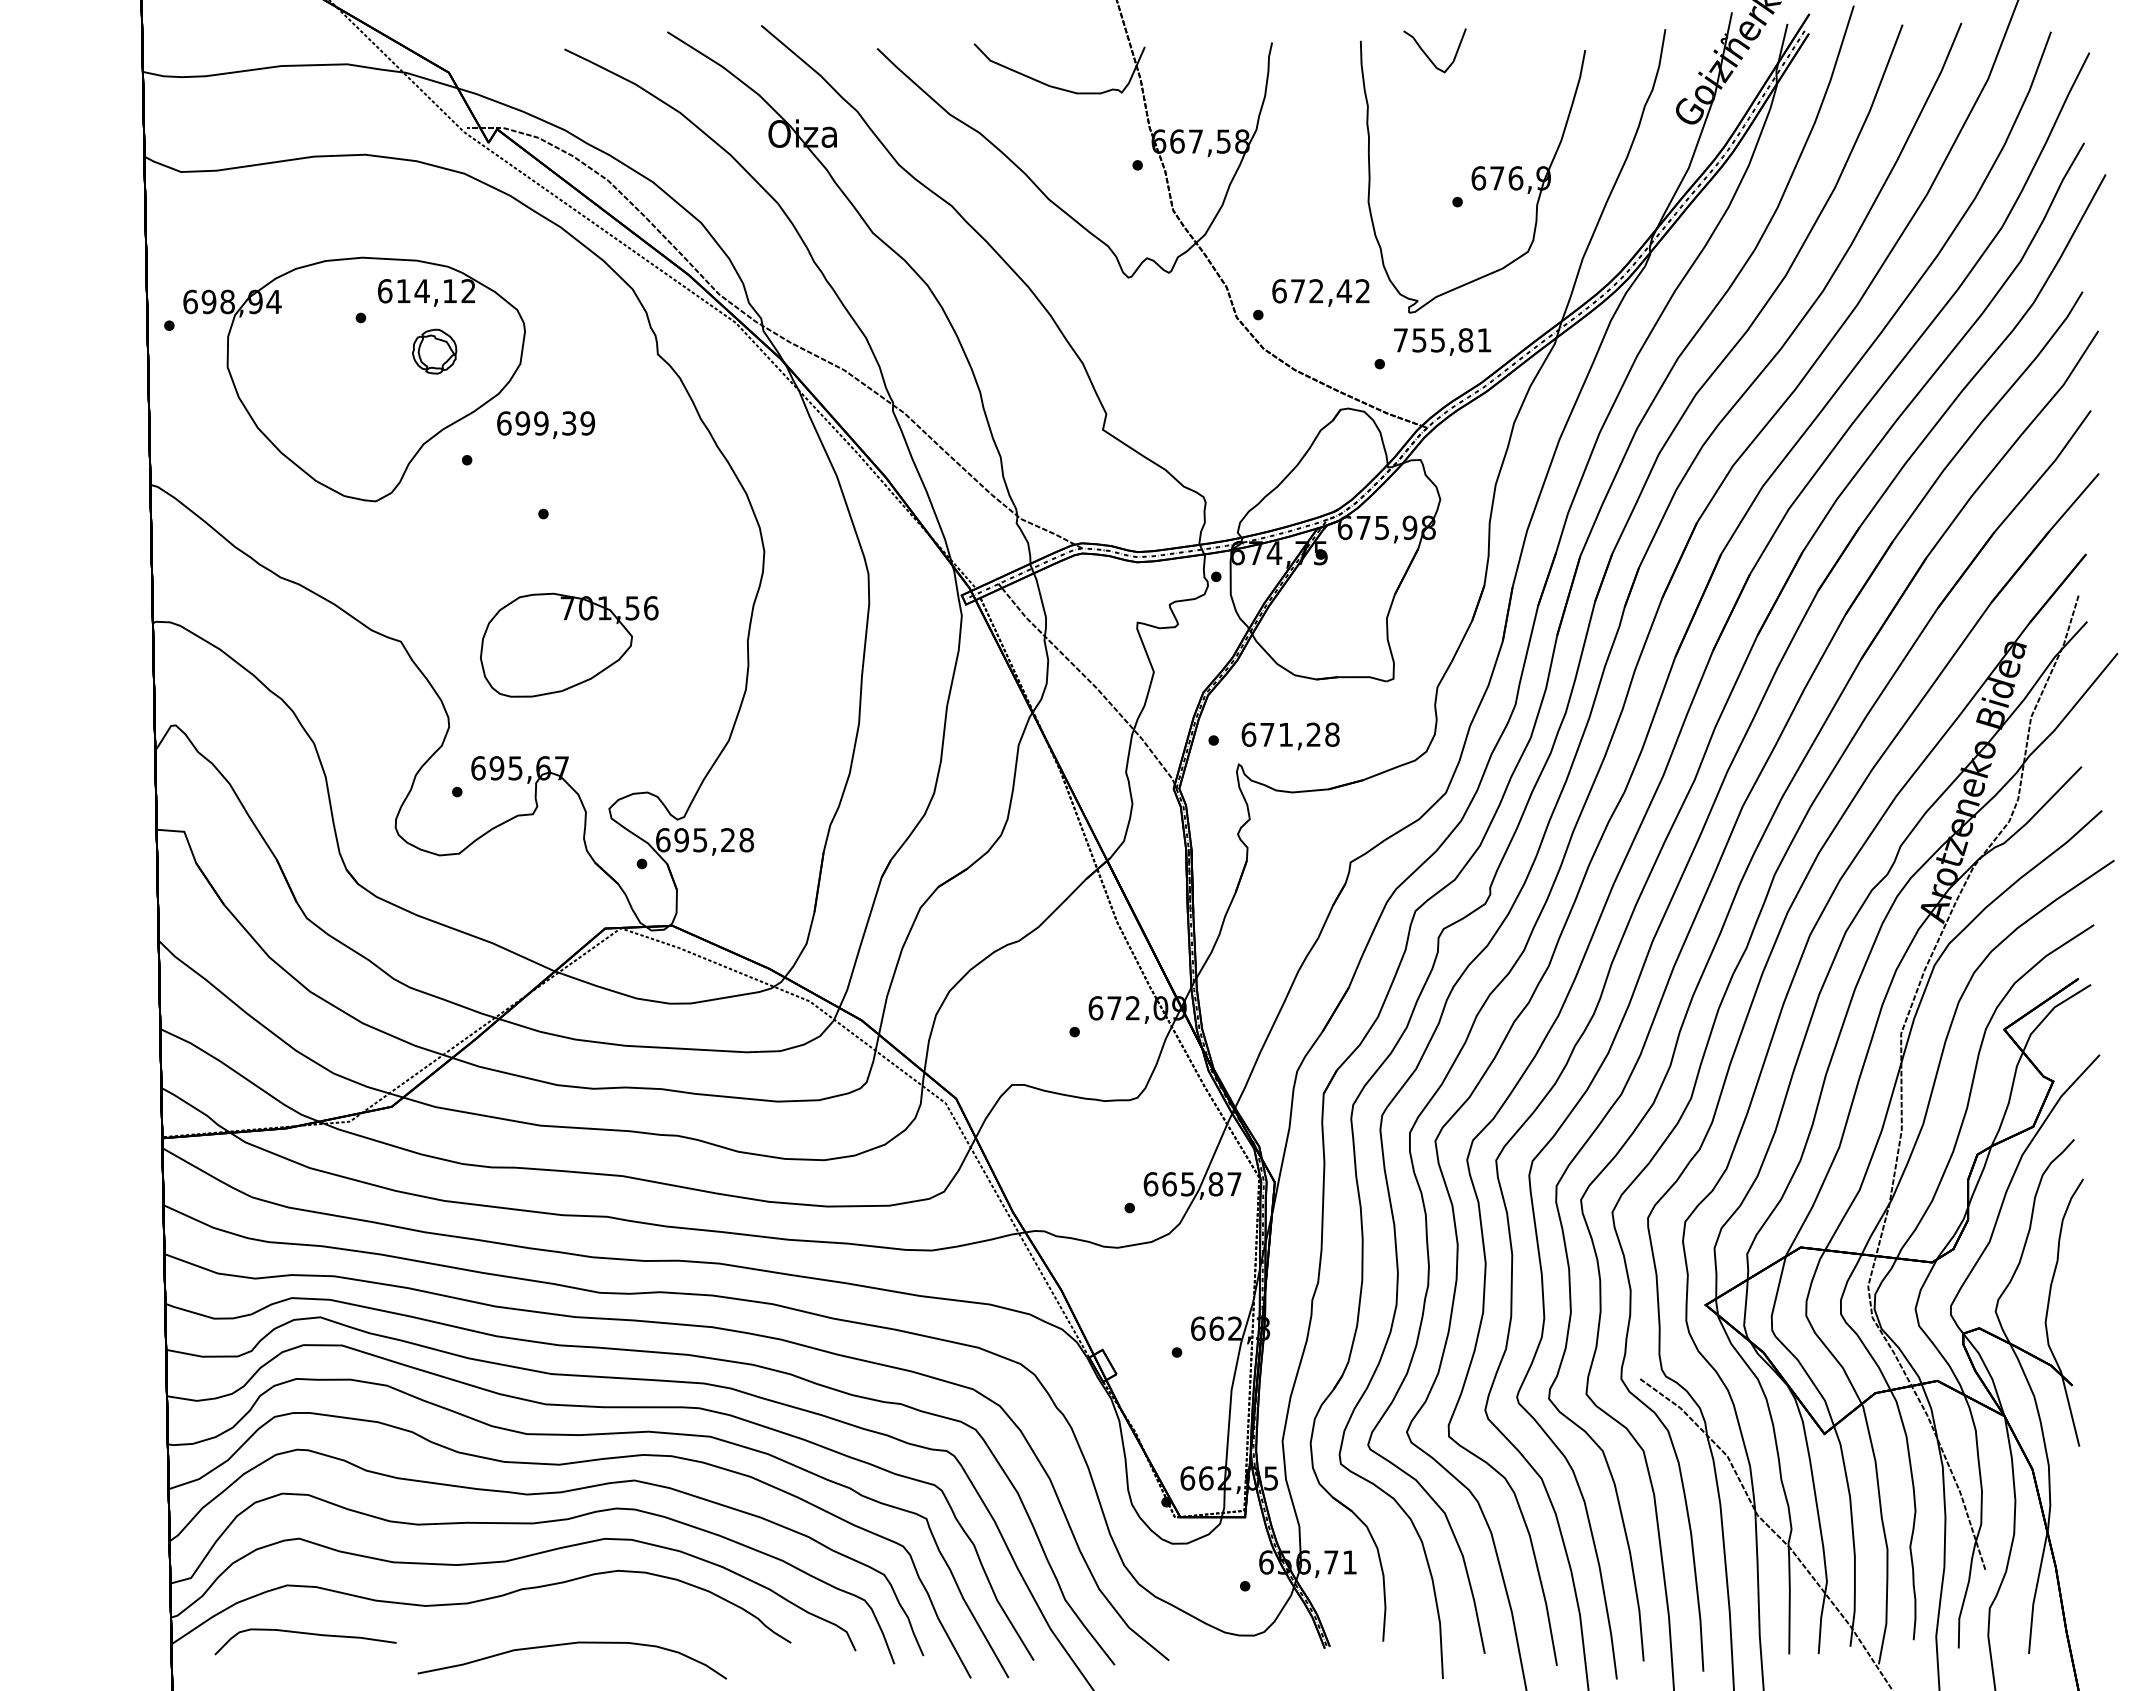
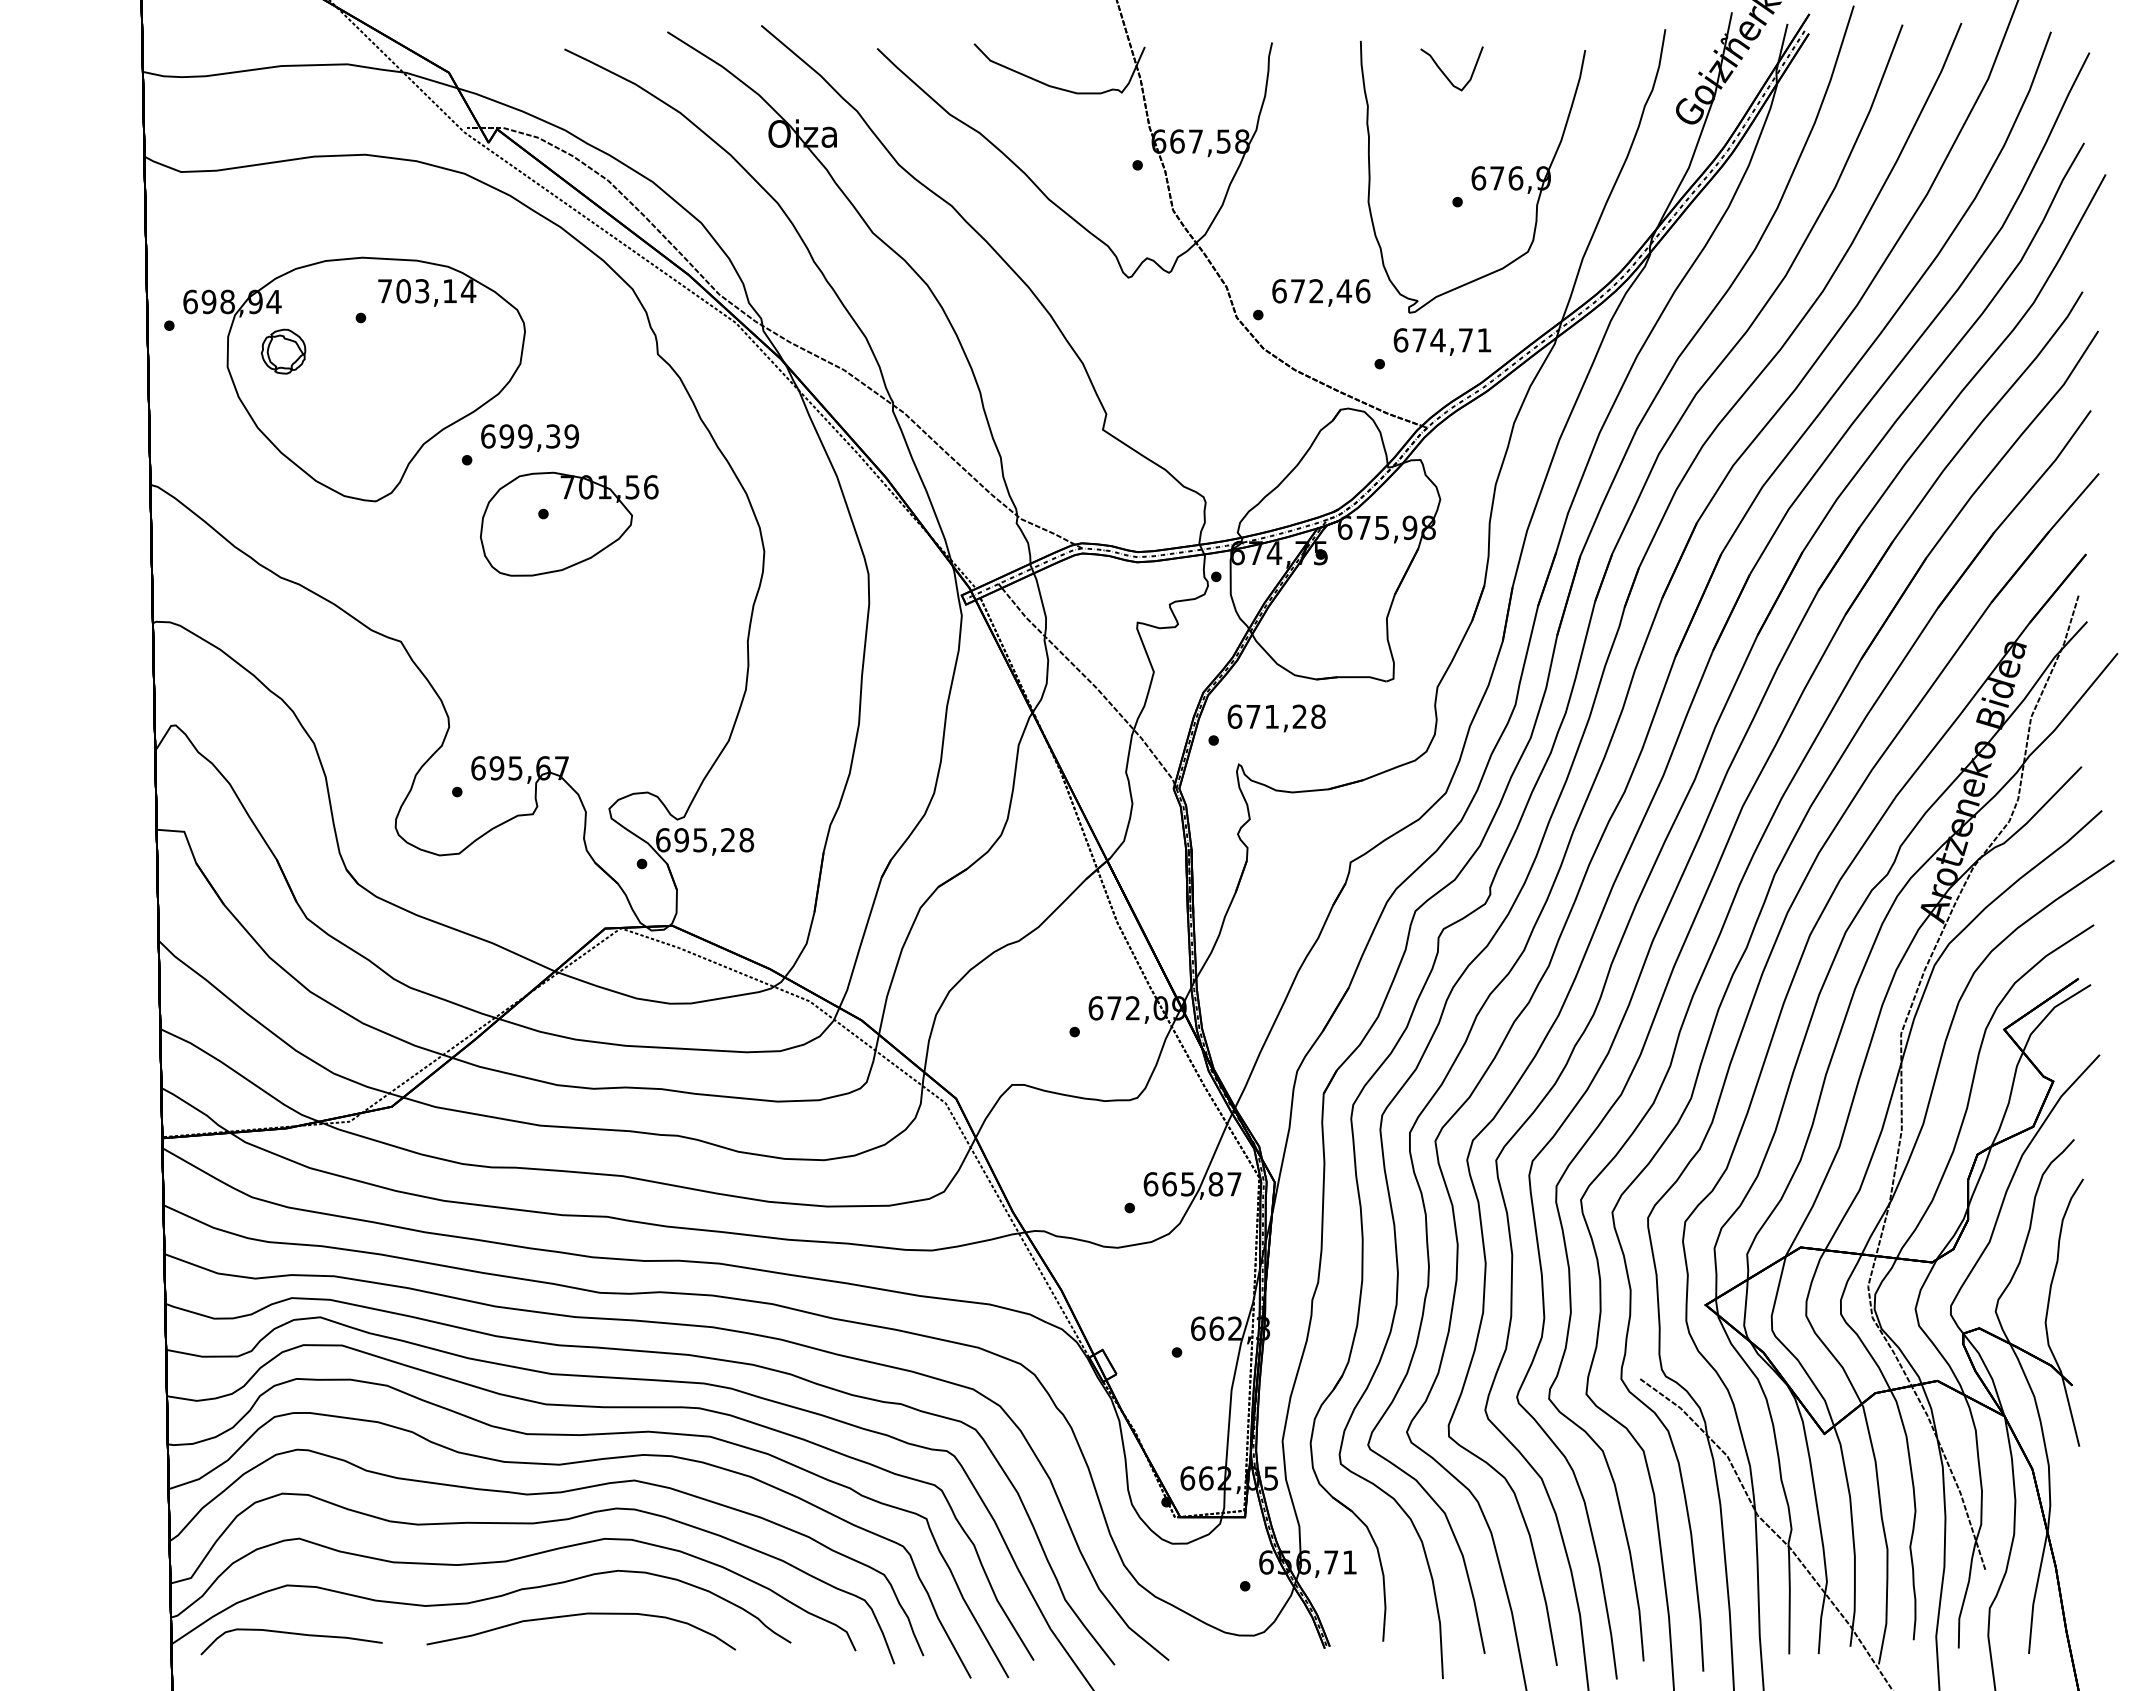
curve position: (1428, 56) -> (1445, 74) (1445, 74)
text: 614,12 -> 703,14 (427, 291)
text: 672,42 -> 672,46 (1362, 291)
text: 755,81 -> 674,71 (1433, 340)
part position: (434, 351) -> (283, 351) (283, 351)
text position: (546, 424) -> (530, 437) (530, 437)
part position: (569, 644) -> (569, 523) (569, 523)
text position: (1290, 736) -> (1276, 718) (1276, 718)
curve position: (305, 1634) -> (291, 1634) (291, 1634)
curve position: (572, 1644) -> (581, 1615) (581, 1615)
